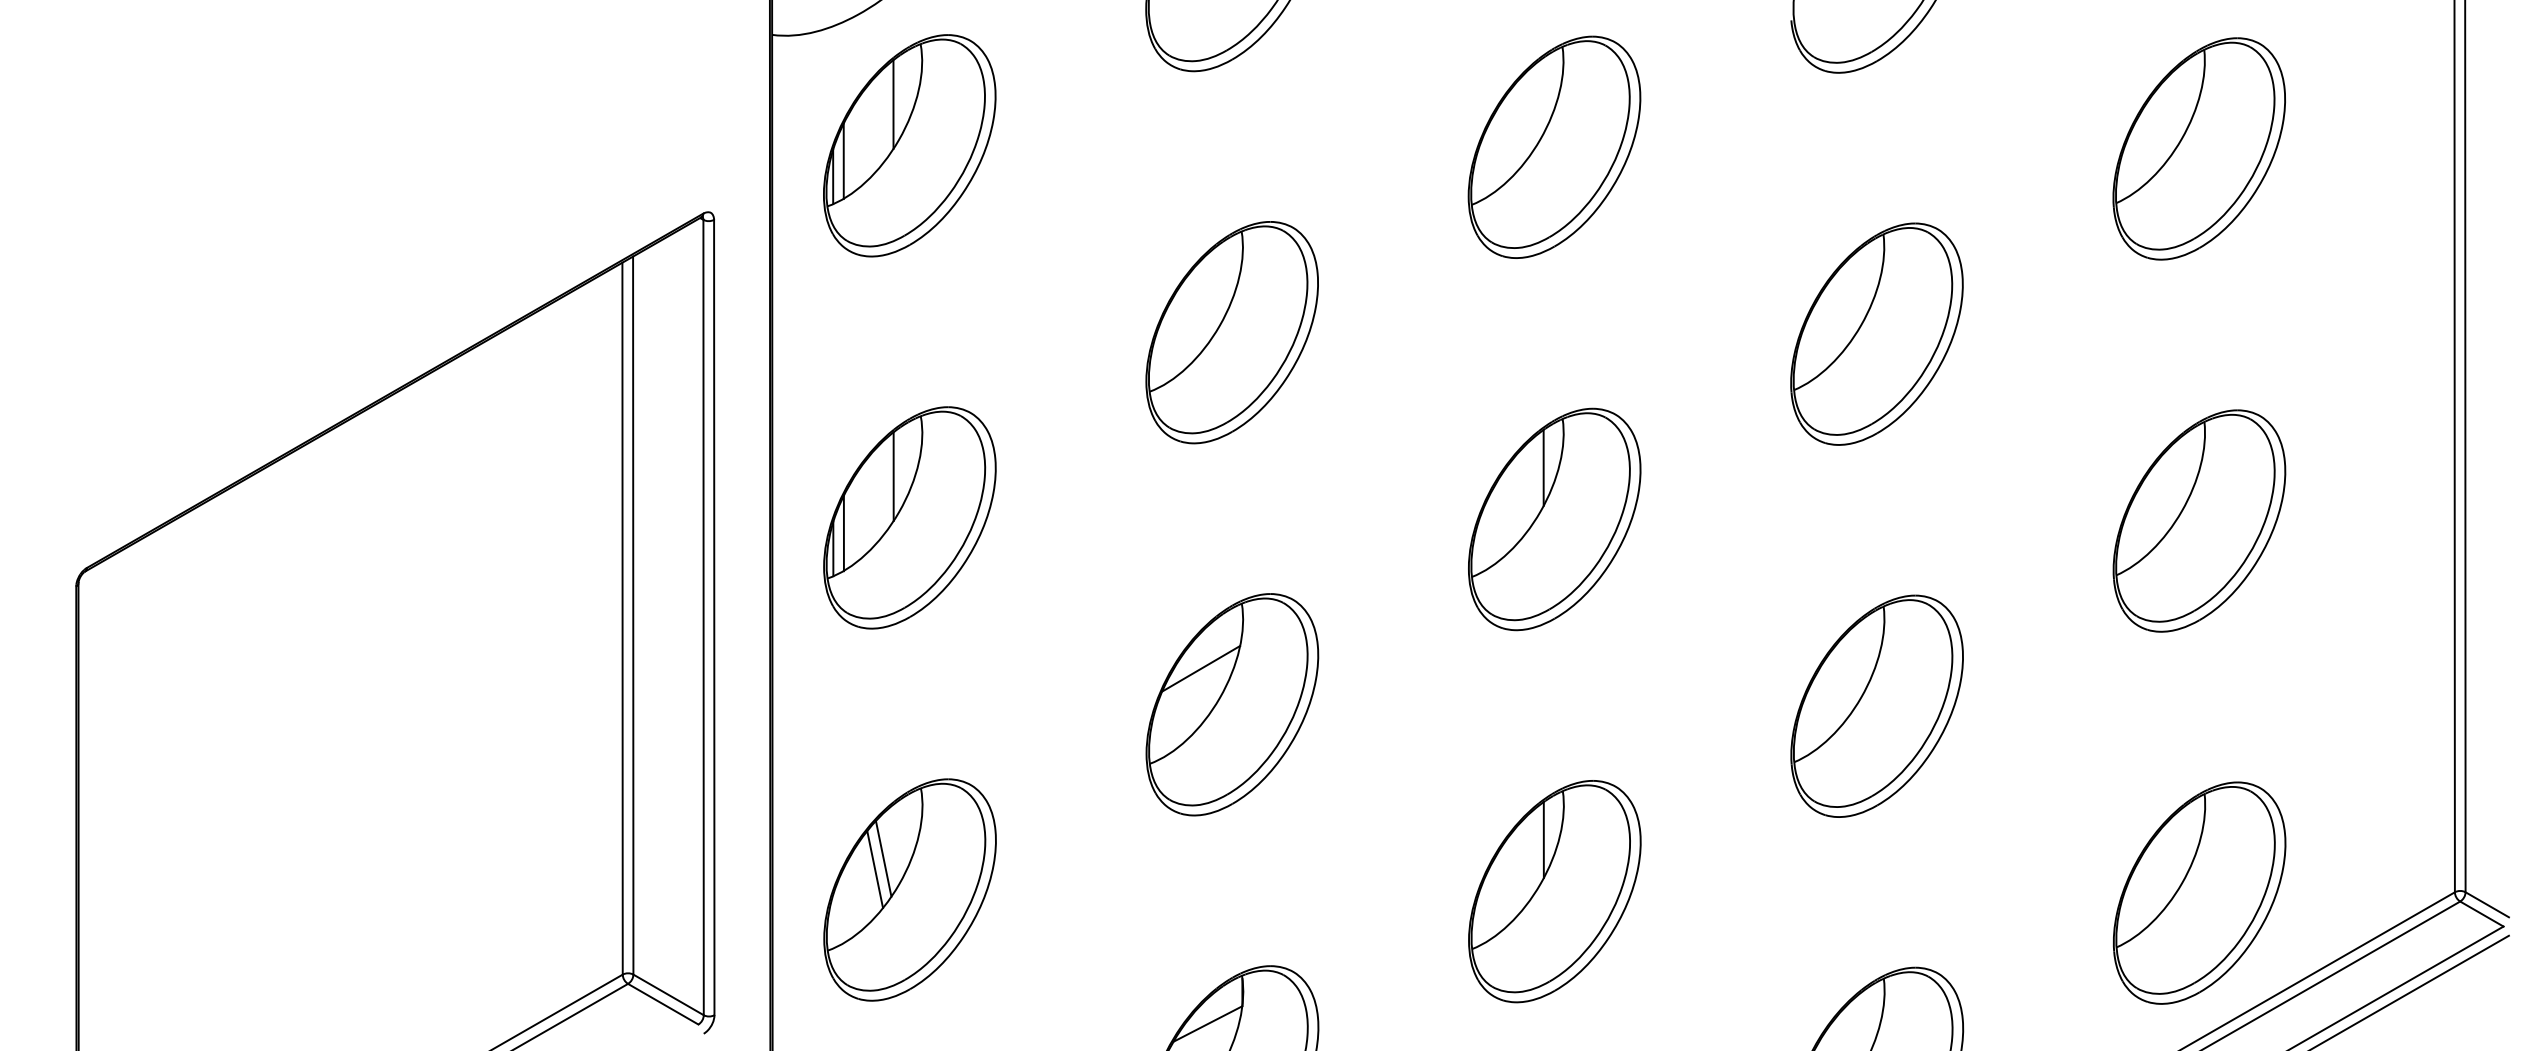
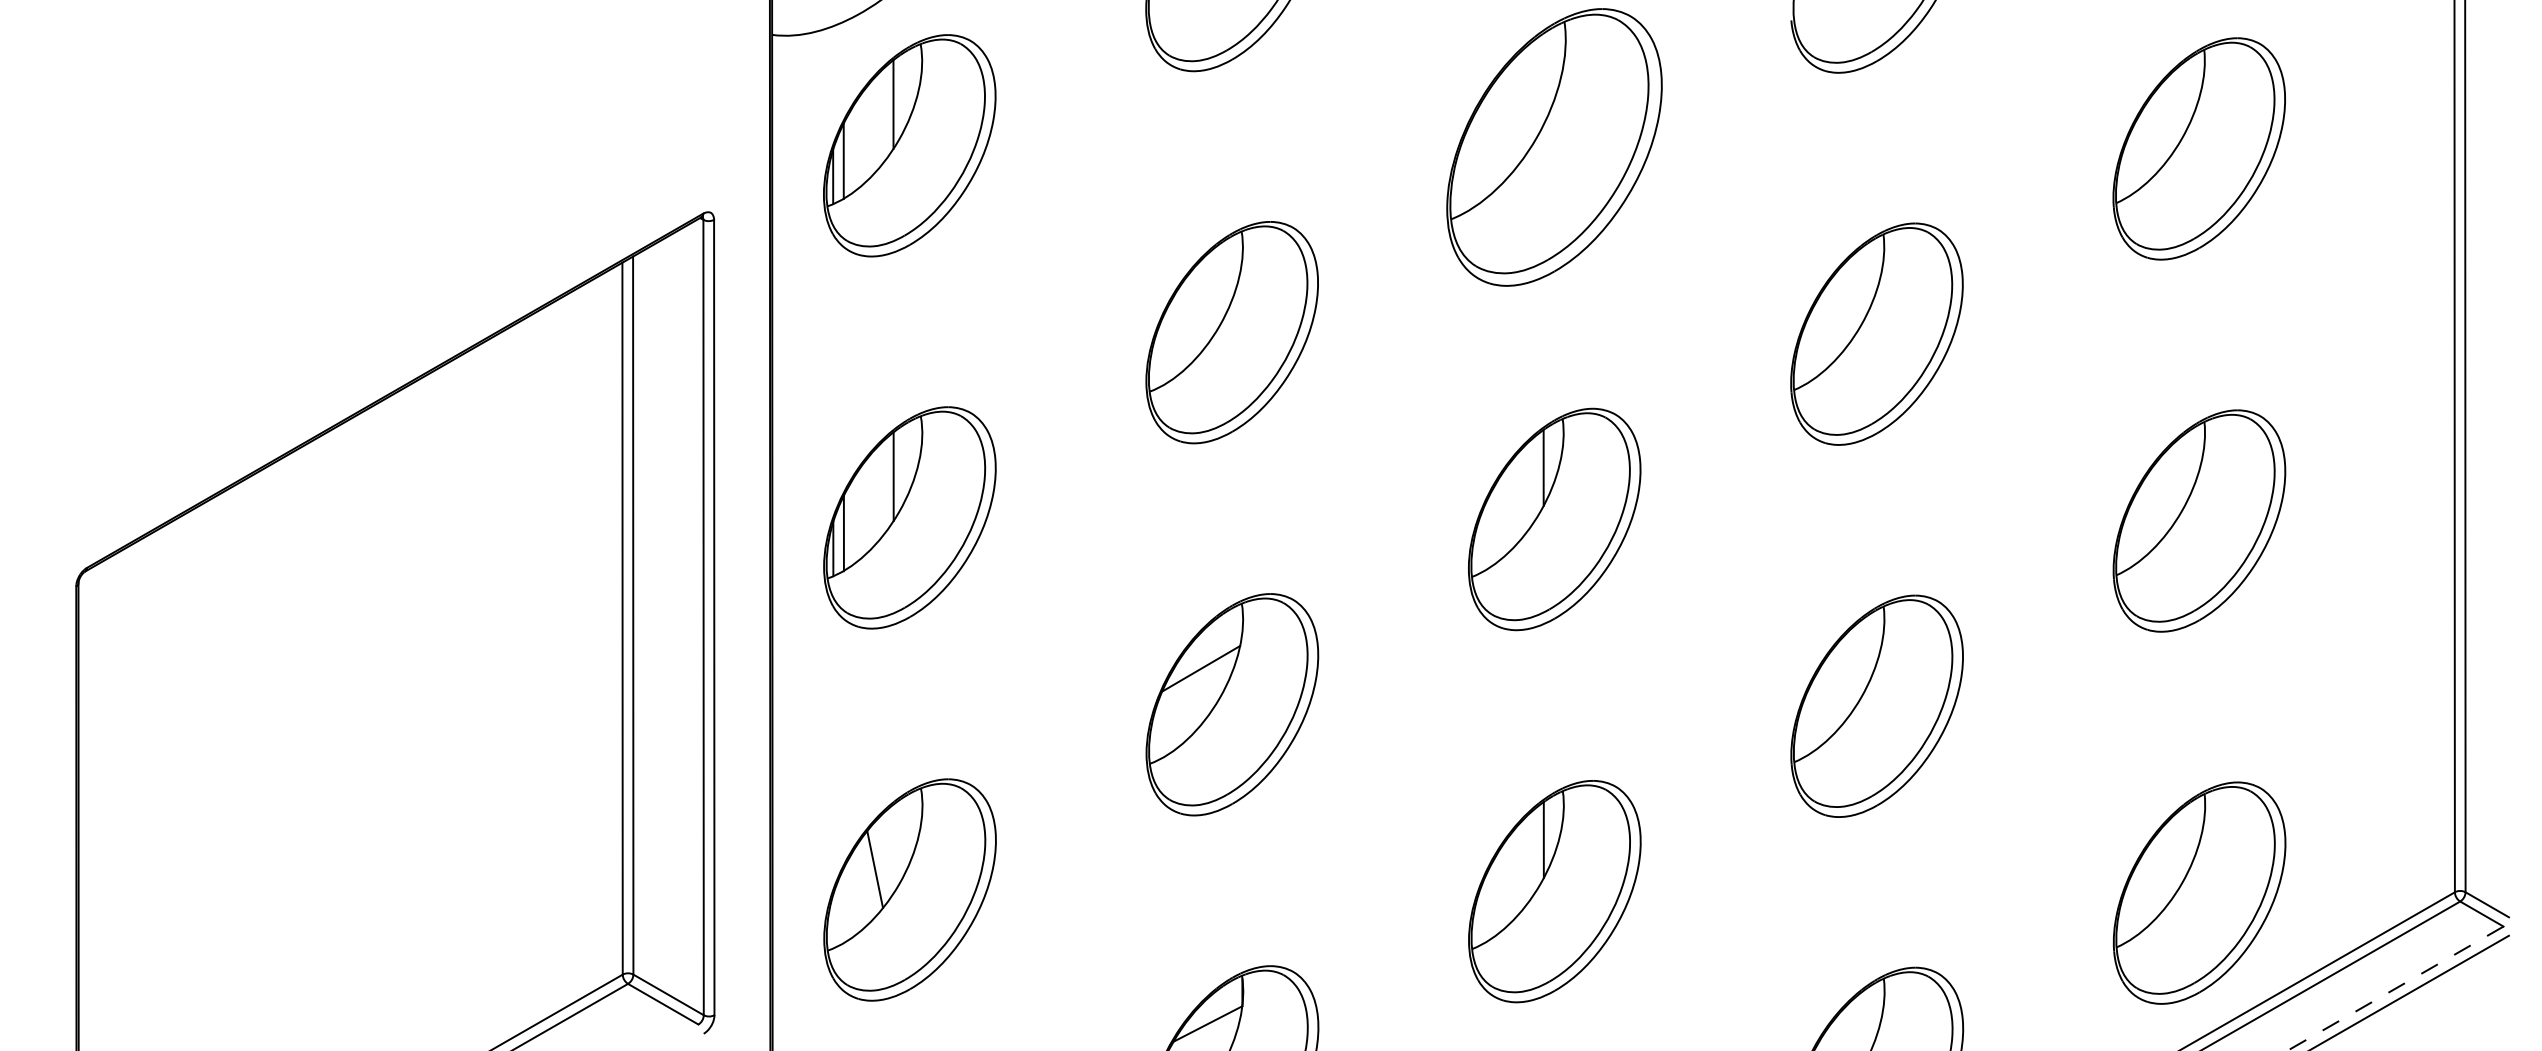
part size: 175x224 px -> 217x279 px (1554, 147)
line: present -> none (883, 858)
line: solid -> dashed (2395, 988)
